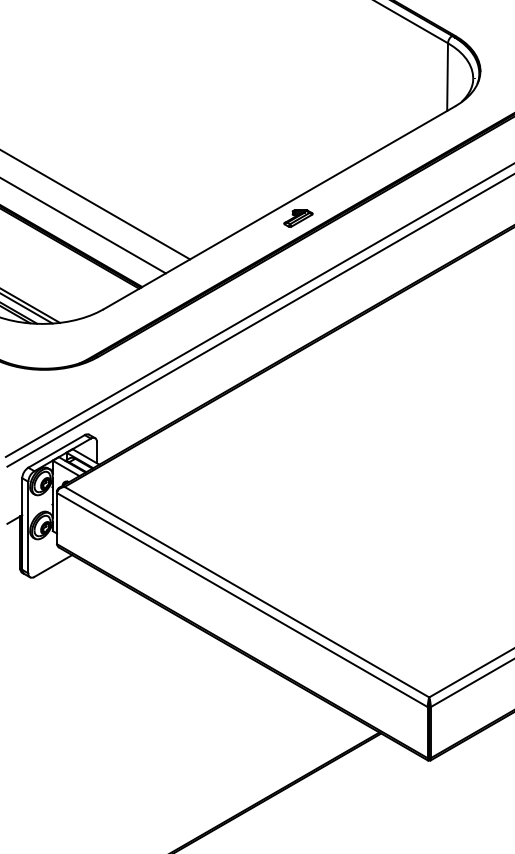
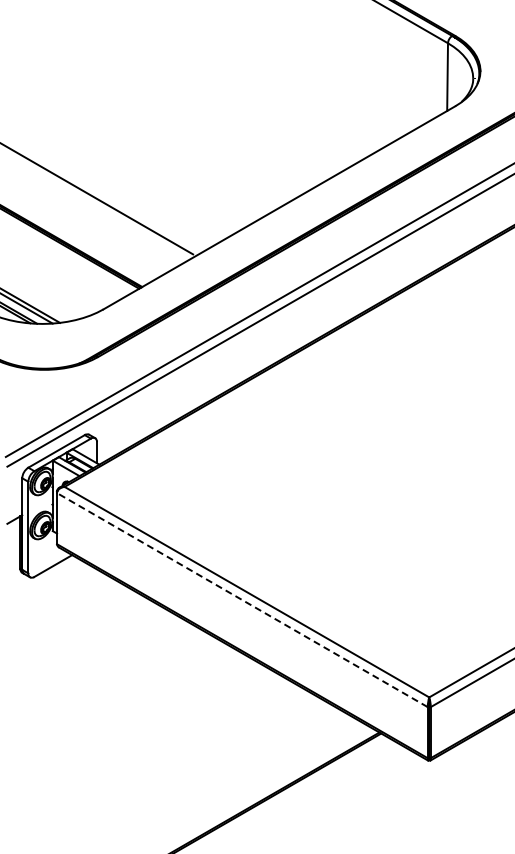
line position: (96, 205) -> (97, 199) (97, 199)
part: present -> none (298, 218)
line: present -> none (83, 226)
line: solid -> dashed (241, 599)
